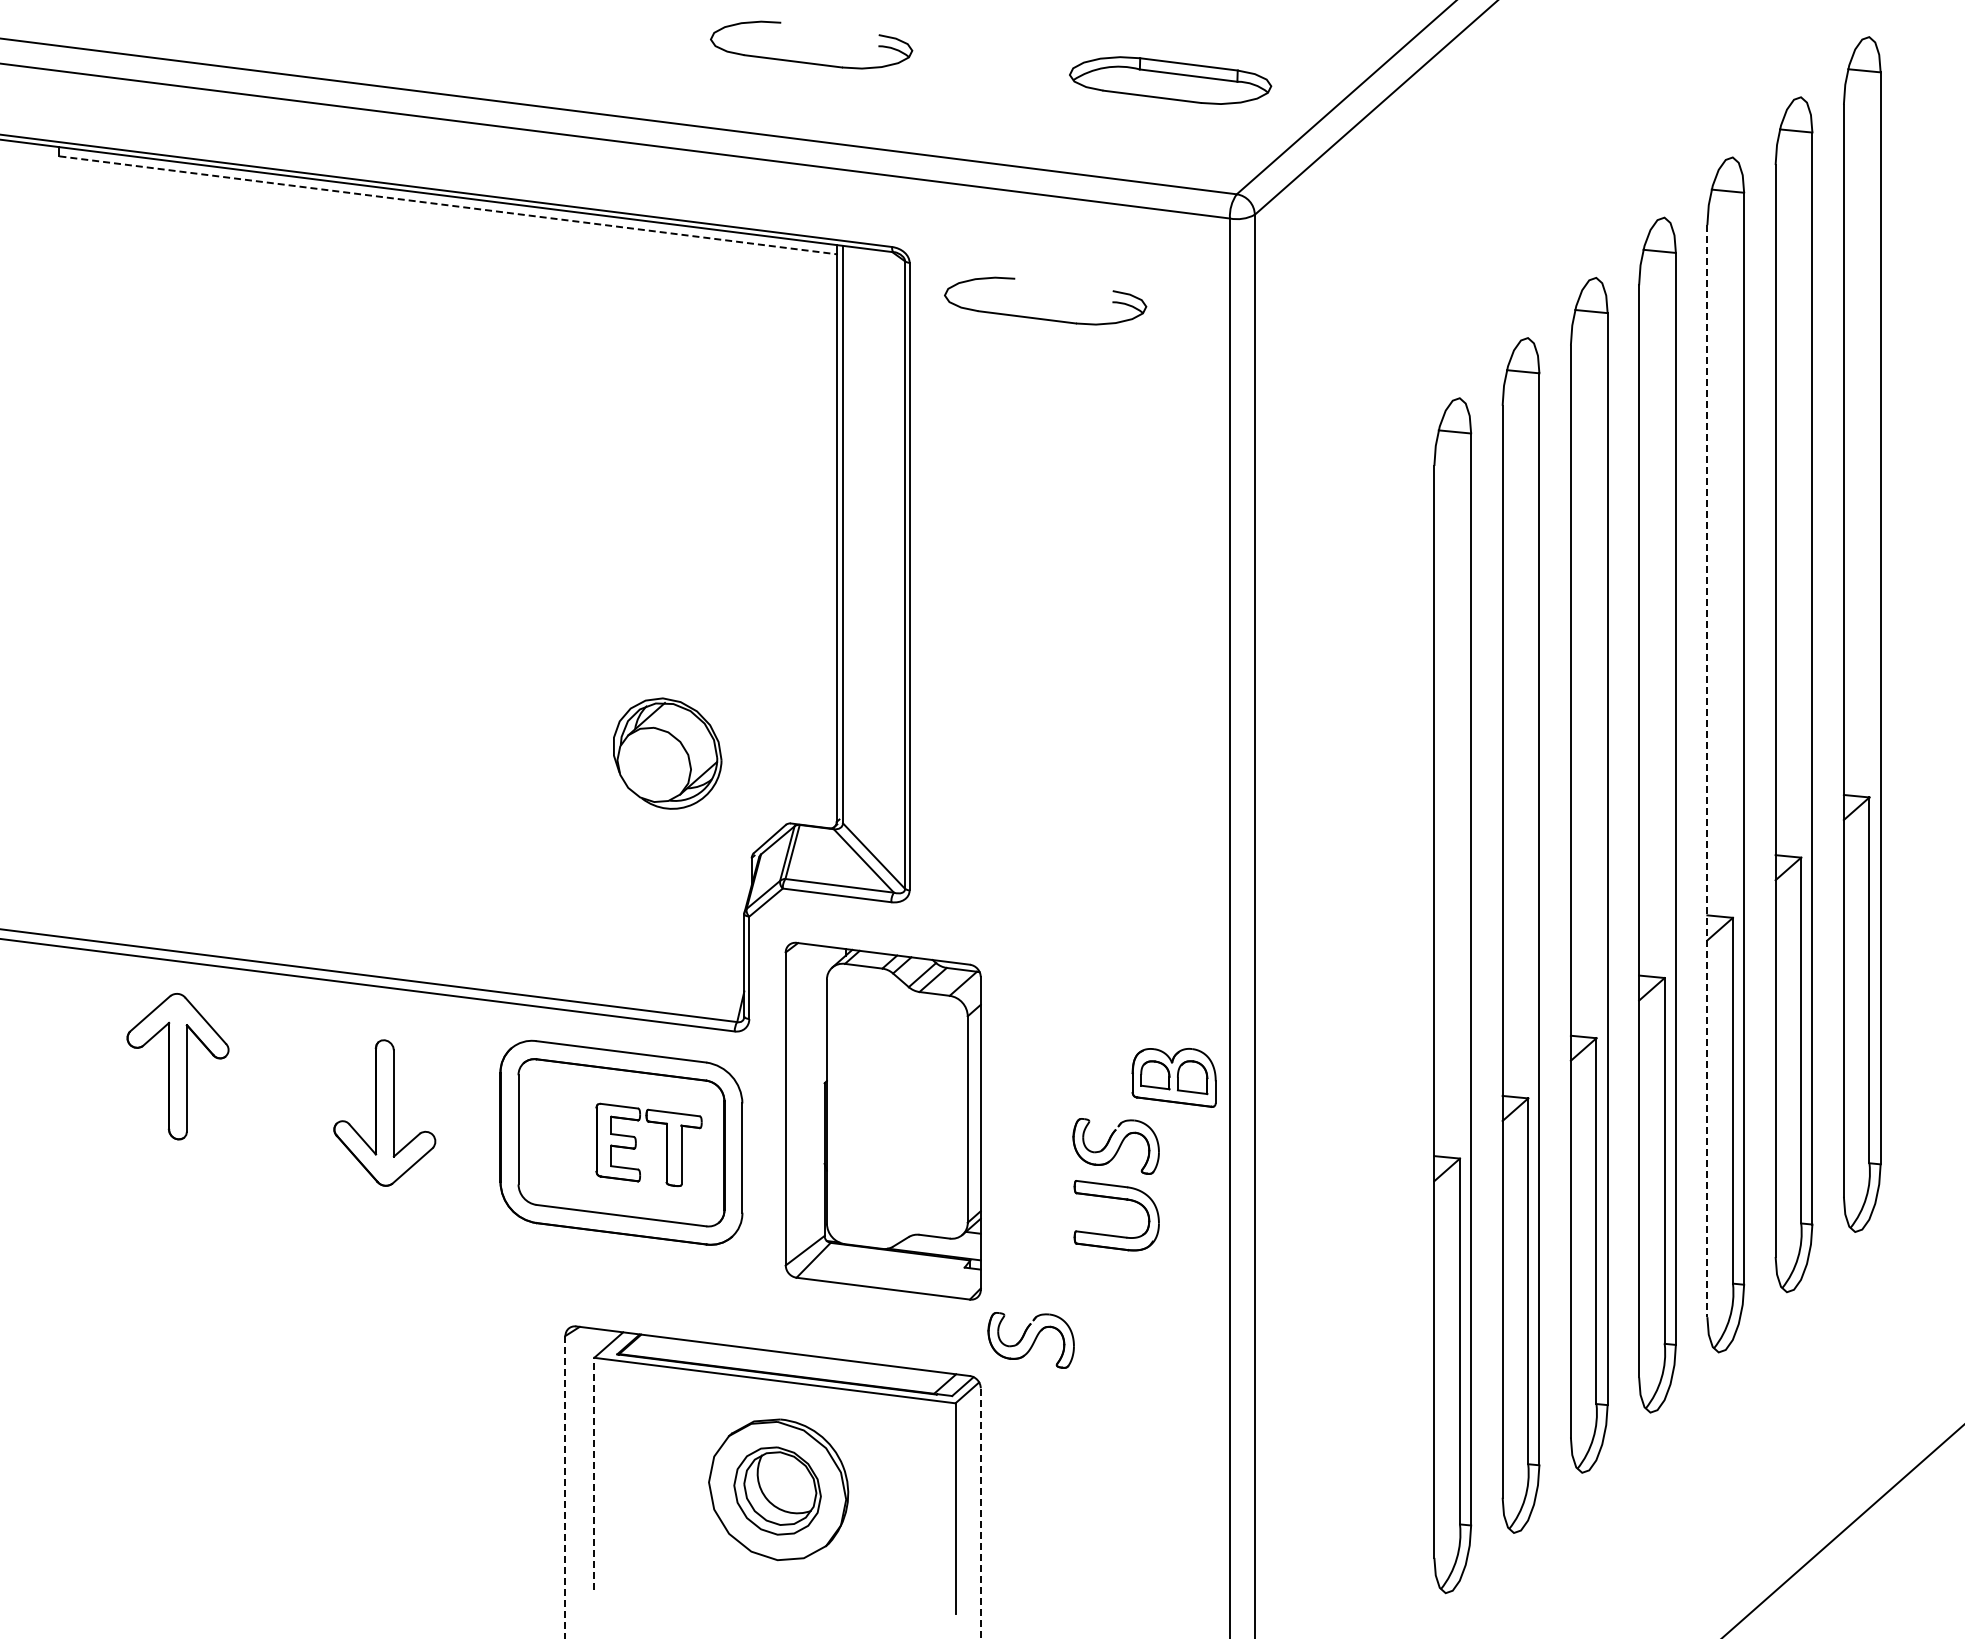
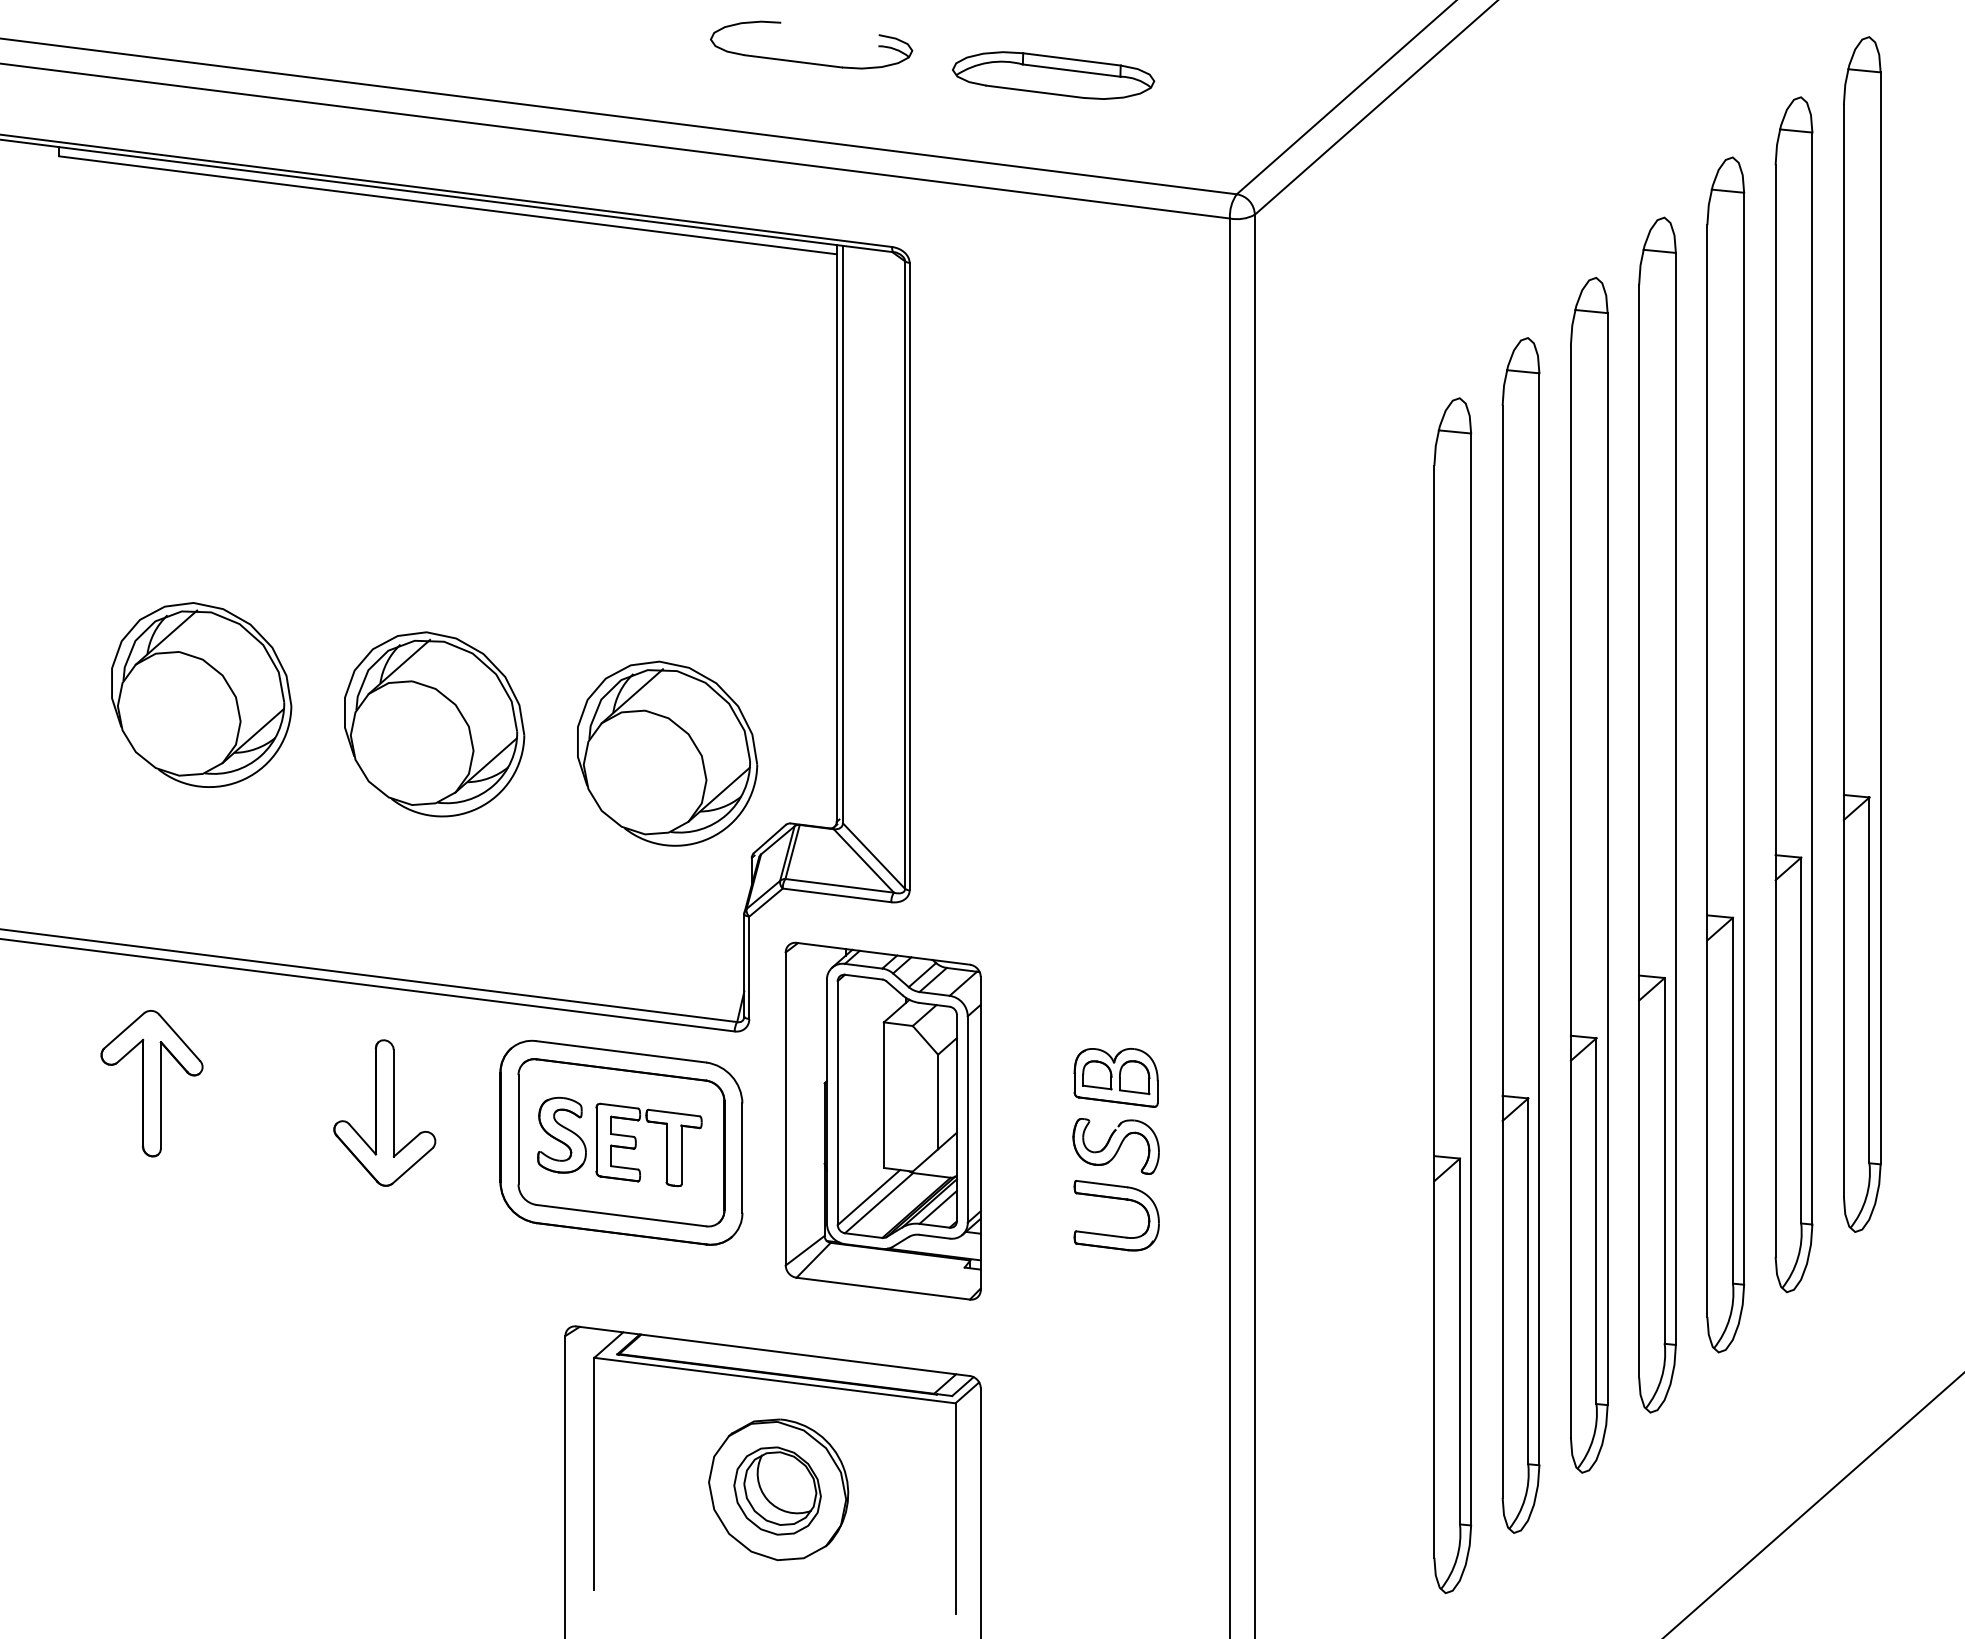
part position: (1170, 80) -> (1053, 75) (1053, 75)
line: dashed -> solid (448, 205)
part: present -> none (1045, 318)
part: none -> present (201, 694)
part: none -> present (434, 724)
part size: 110x113 px -> 182x187 px (667, 753)
line: dashed -> solid (1707, 771)
part position: (177, 1066) -> (151, 1083) (151, 1083)
part position: (1173, 1077) -> (1115, 1077) (1115, 1077)
part: none -> present (896, 1105)
part: none -> present (561, 1134)
part: present -> none (1030, 1340)
line: dashed -> solid (594, 1473)
line: dashed -> solid (565, 1487)
line: dashed -> solid (980, 1513)
line position: (1842, 1531) -> (1813, 1505) (1813, 1505)
